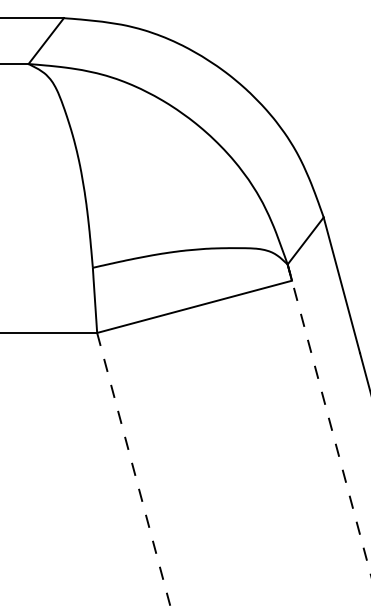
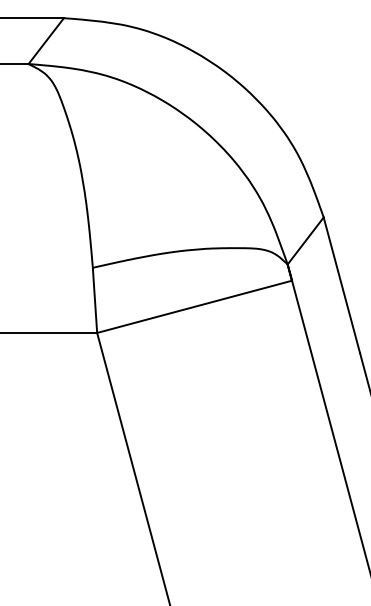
line: dashed -> solid (329, 419)
line: dashed -> solid (133, 469)
